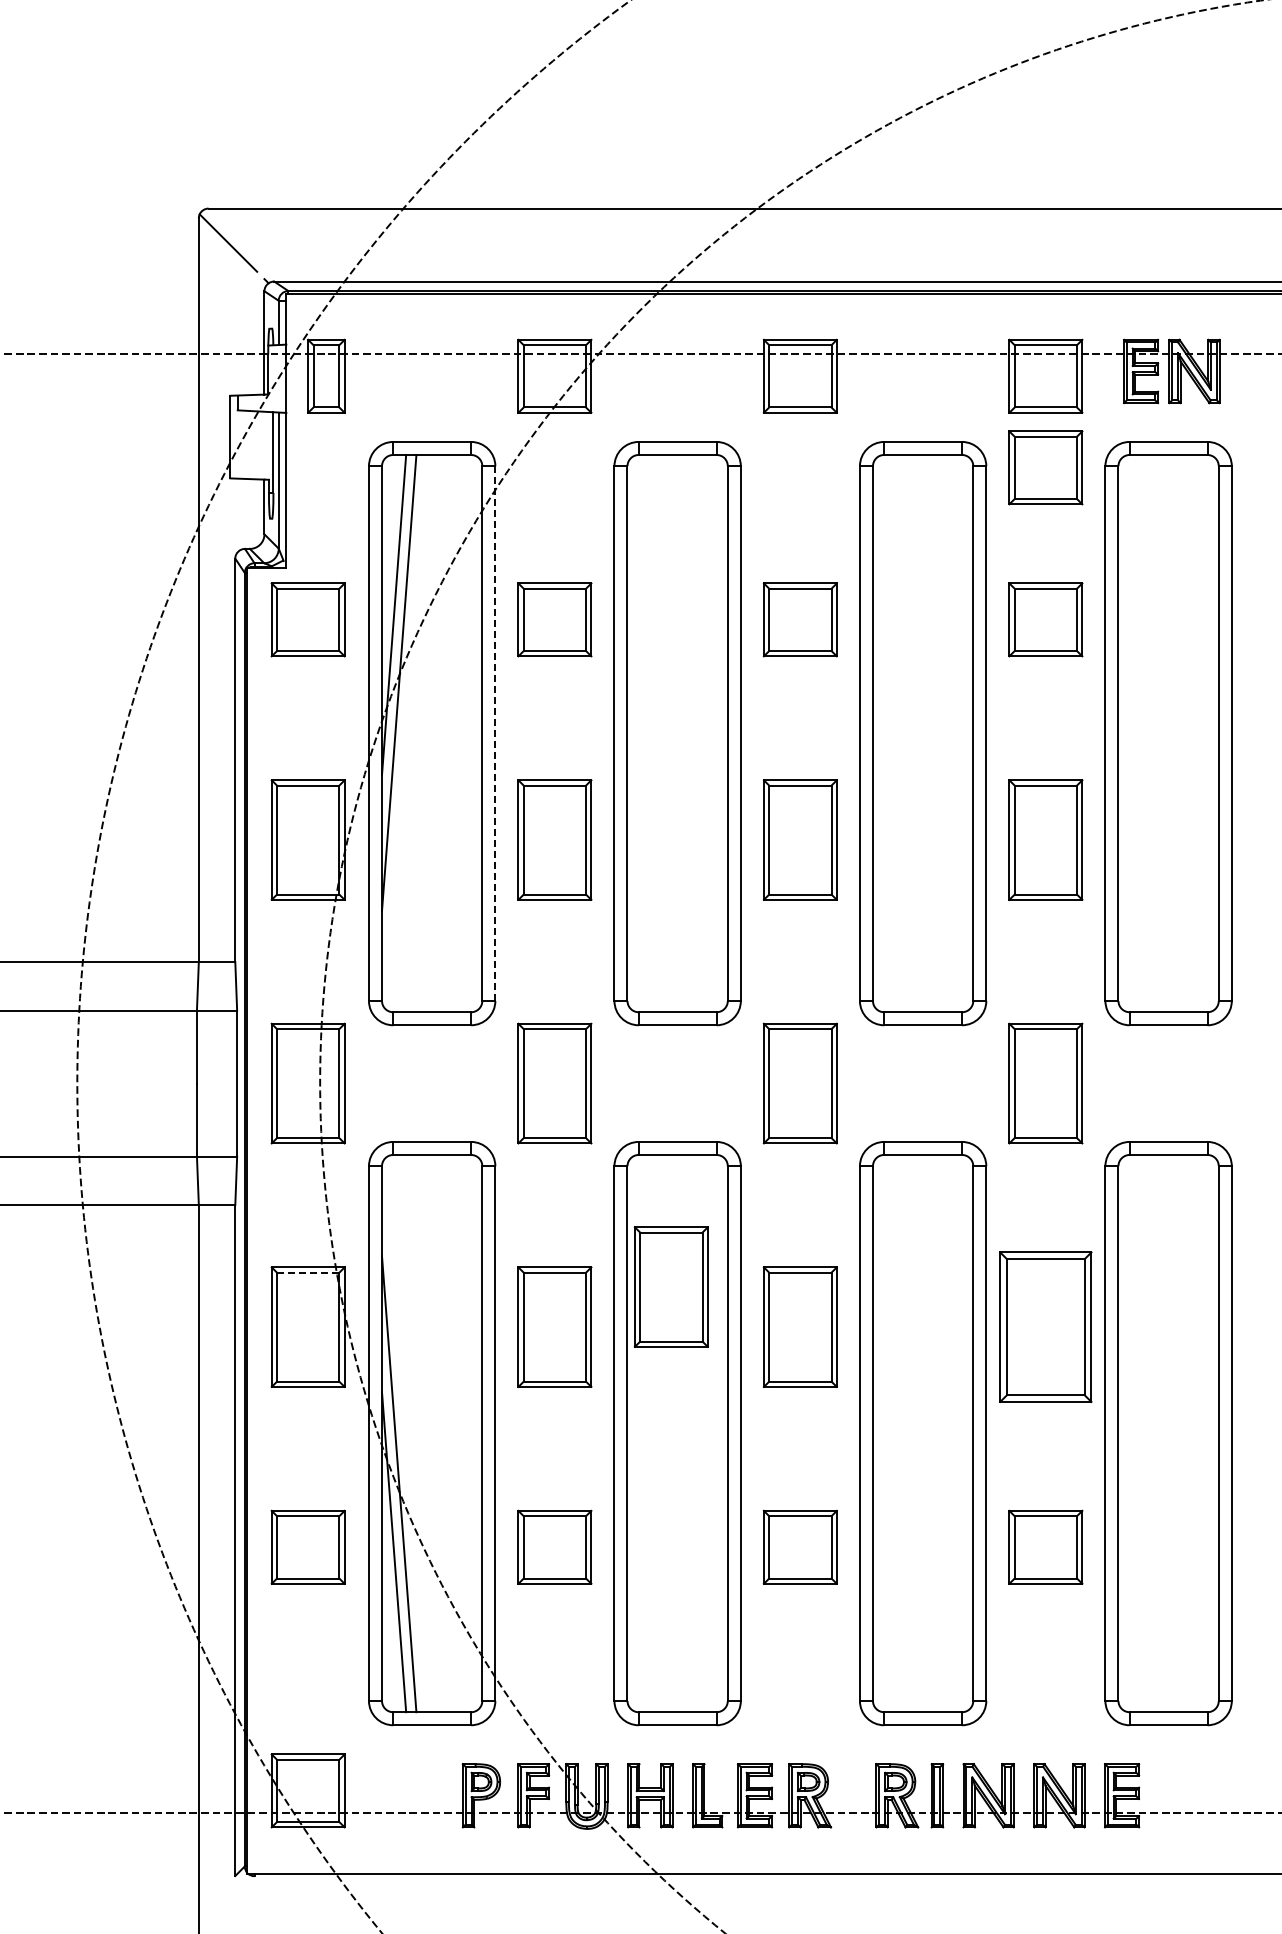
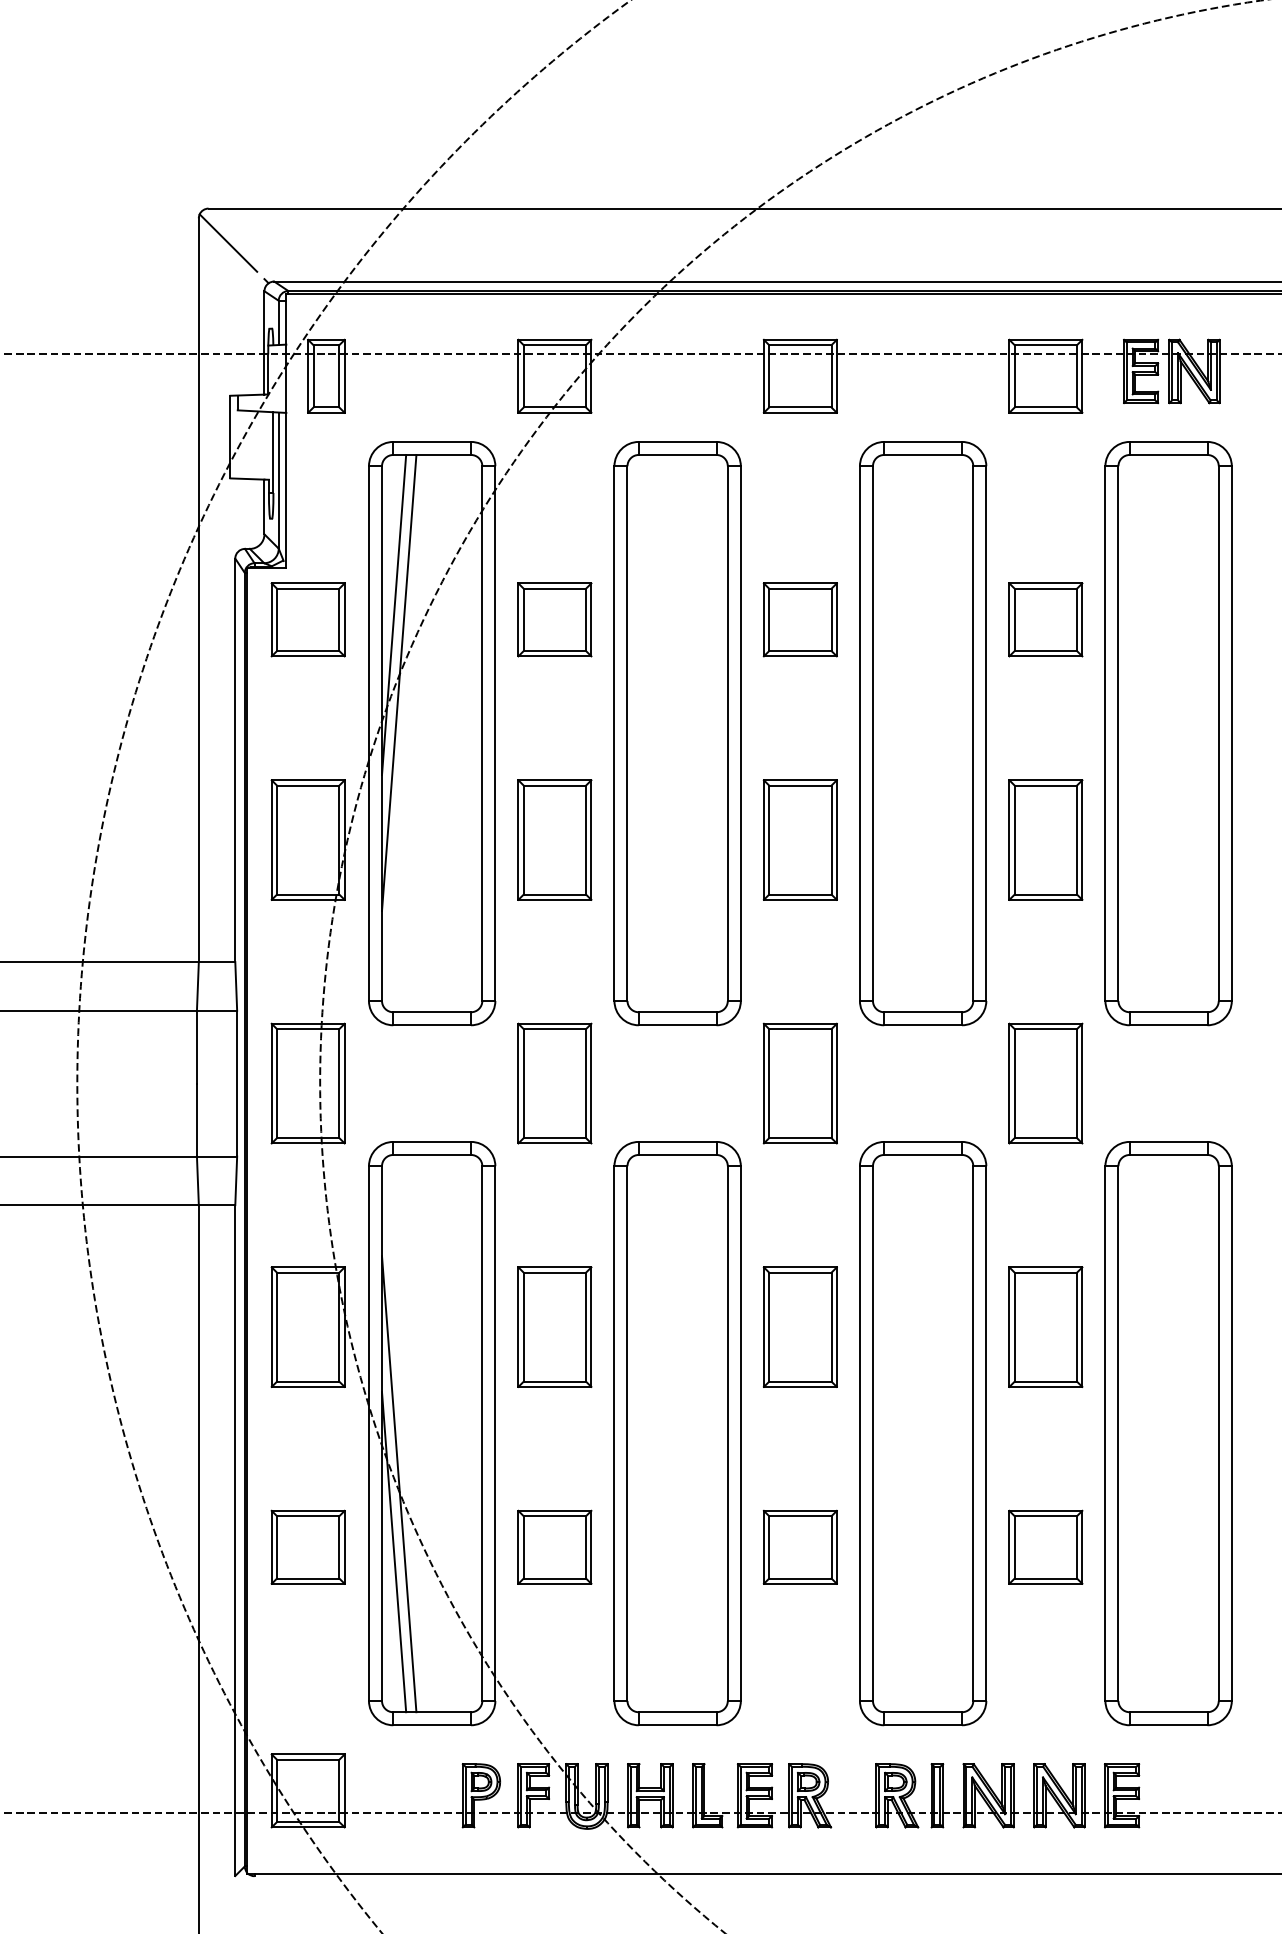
part: present -> none (1045, 467)
line: dashed -> solid (495, 733)
line: dashed -> solid (307, 1272)
part: present -> none (670, 1286)
part size: 94x152 px -> 76x122 px (1045, 1326)
